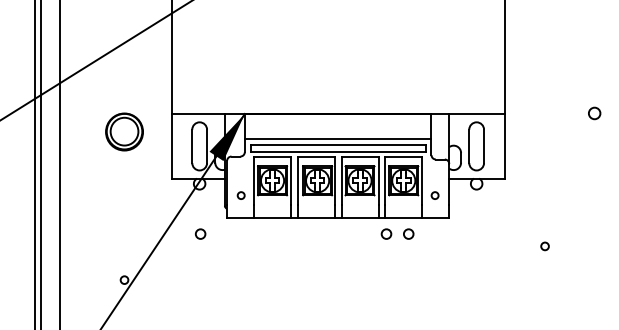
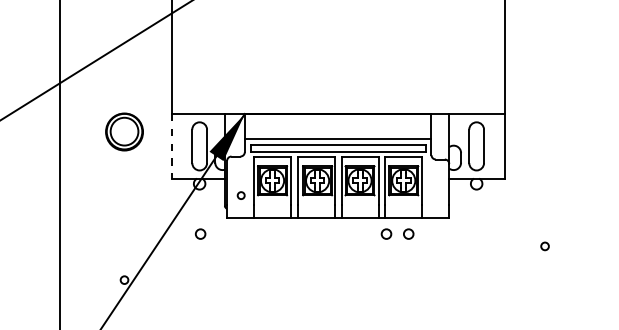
circle: present -> none (594, 113)
line: solid -> dashed (171, 146)
line: present -> none (35, 164)
line: present -> none (41, 164)
circle: present -> none (434, 195)
